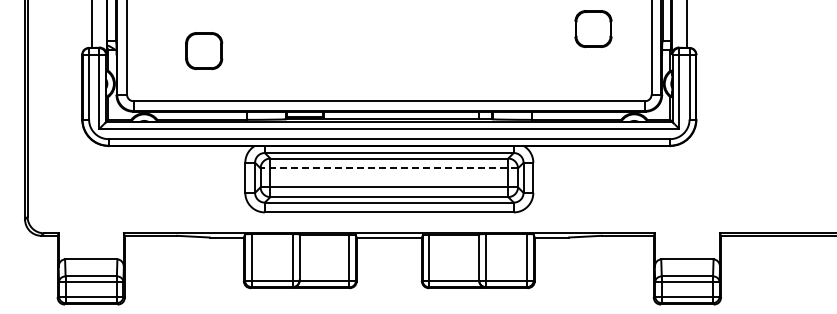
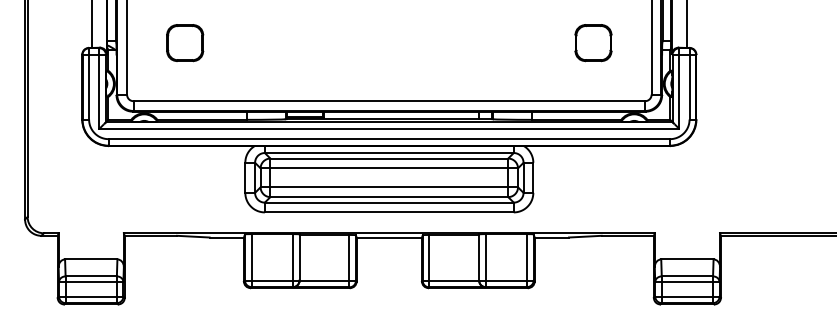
part position: (593, 29) -> (593, 43) (593, 43)
part position: (204, 51) -> (185, 43) (185, 43)
line: dashed -> solid (389, 168)
